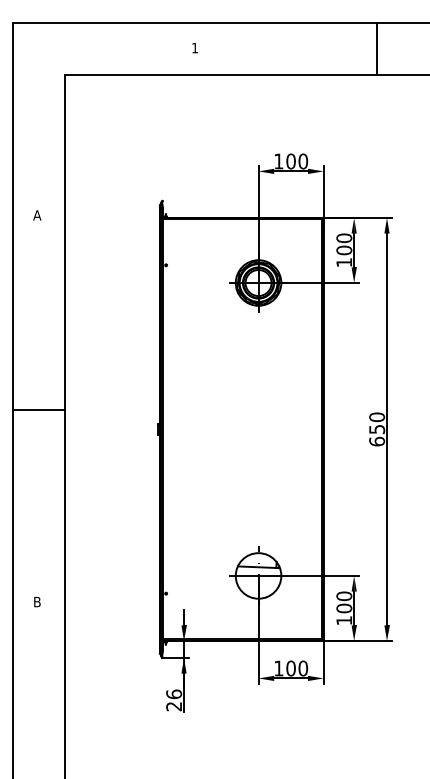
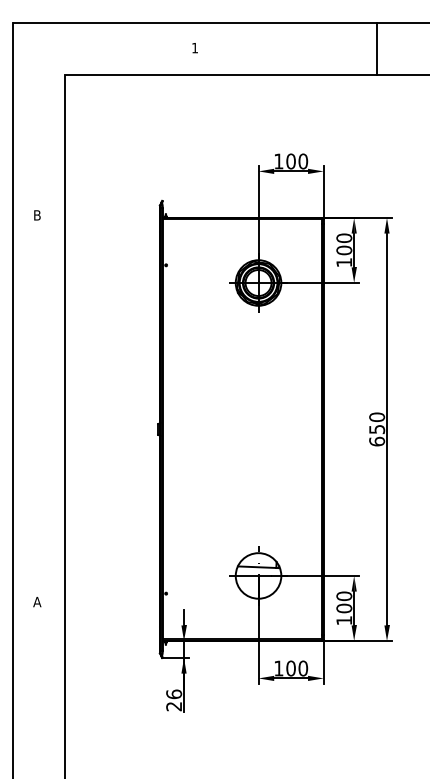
text: A -> B (37, 215)
line: present -> none (38, 410)
text: B -> A (37, 601)
